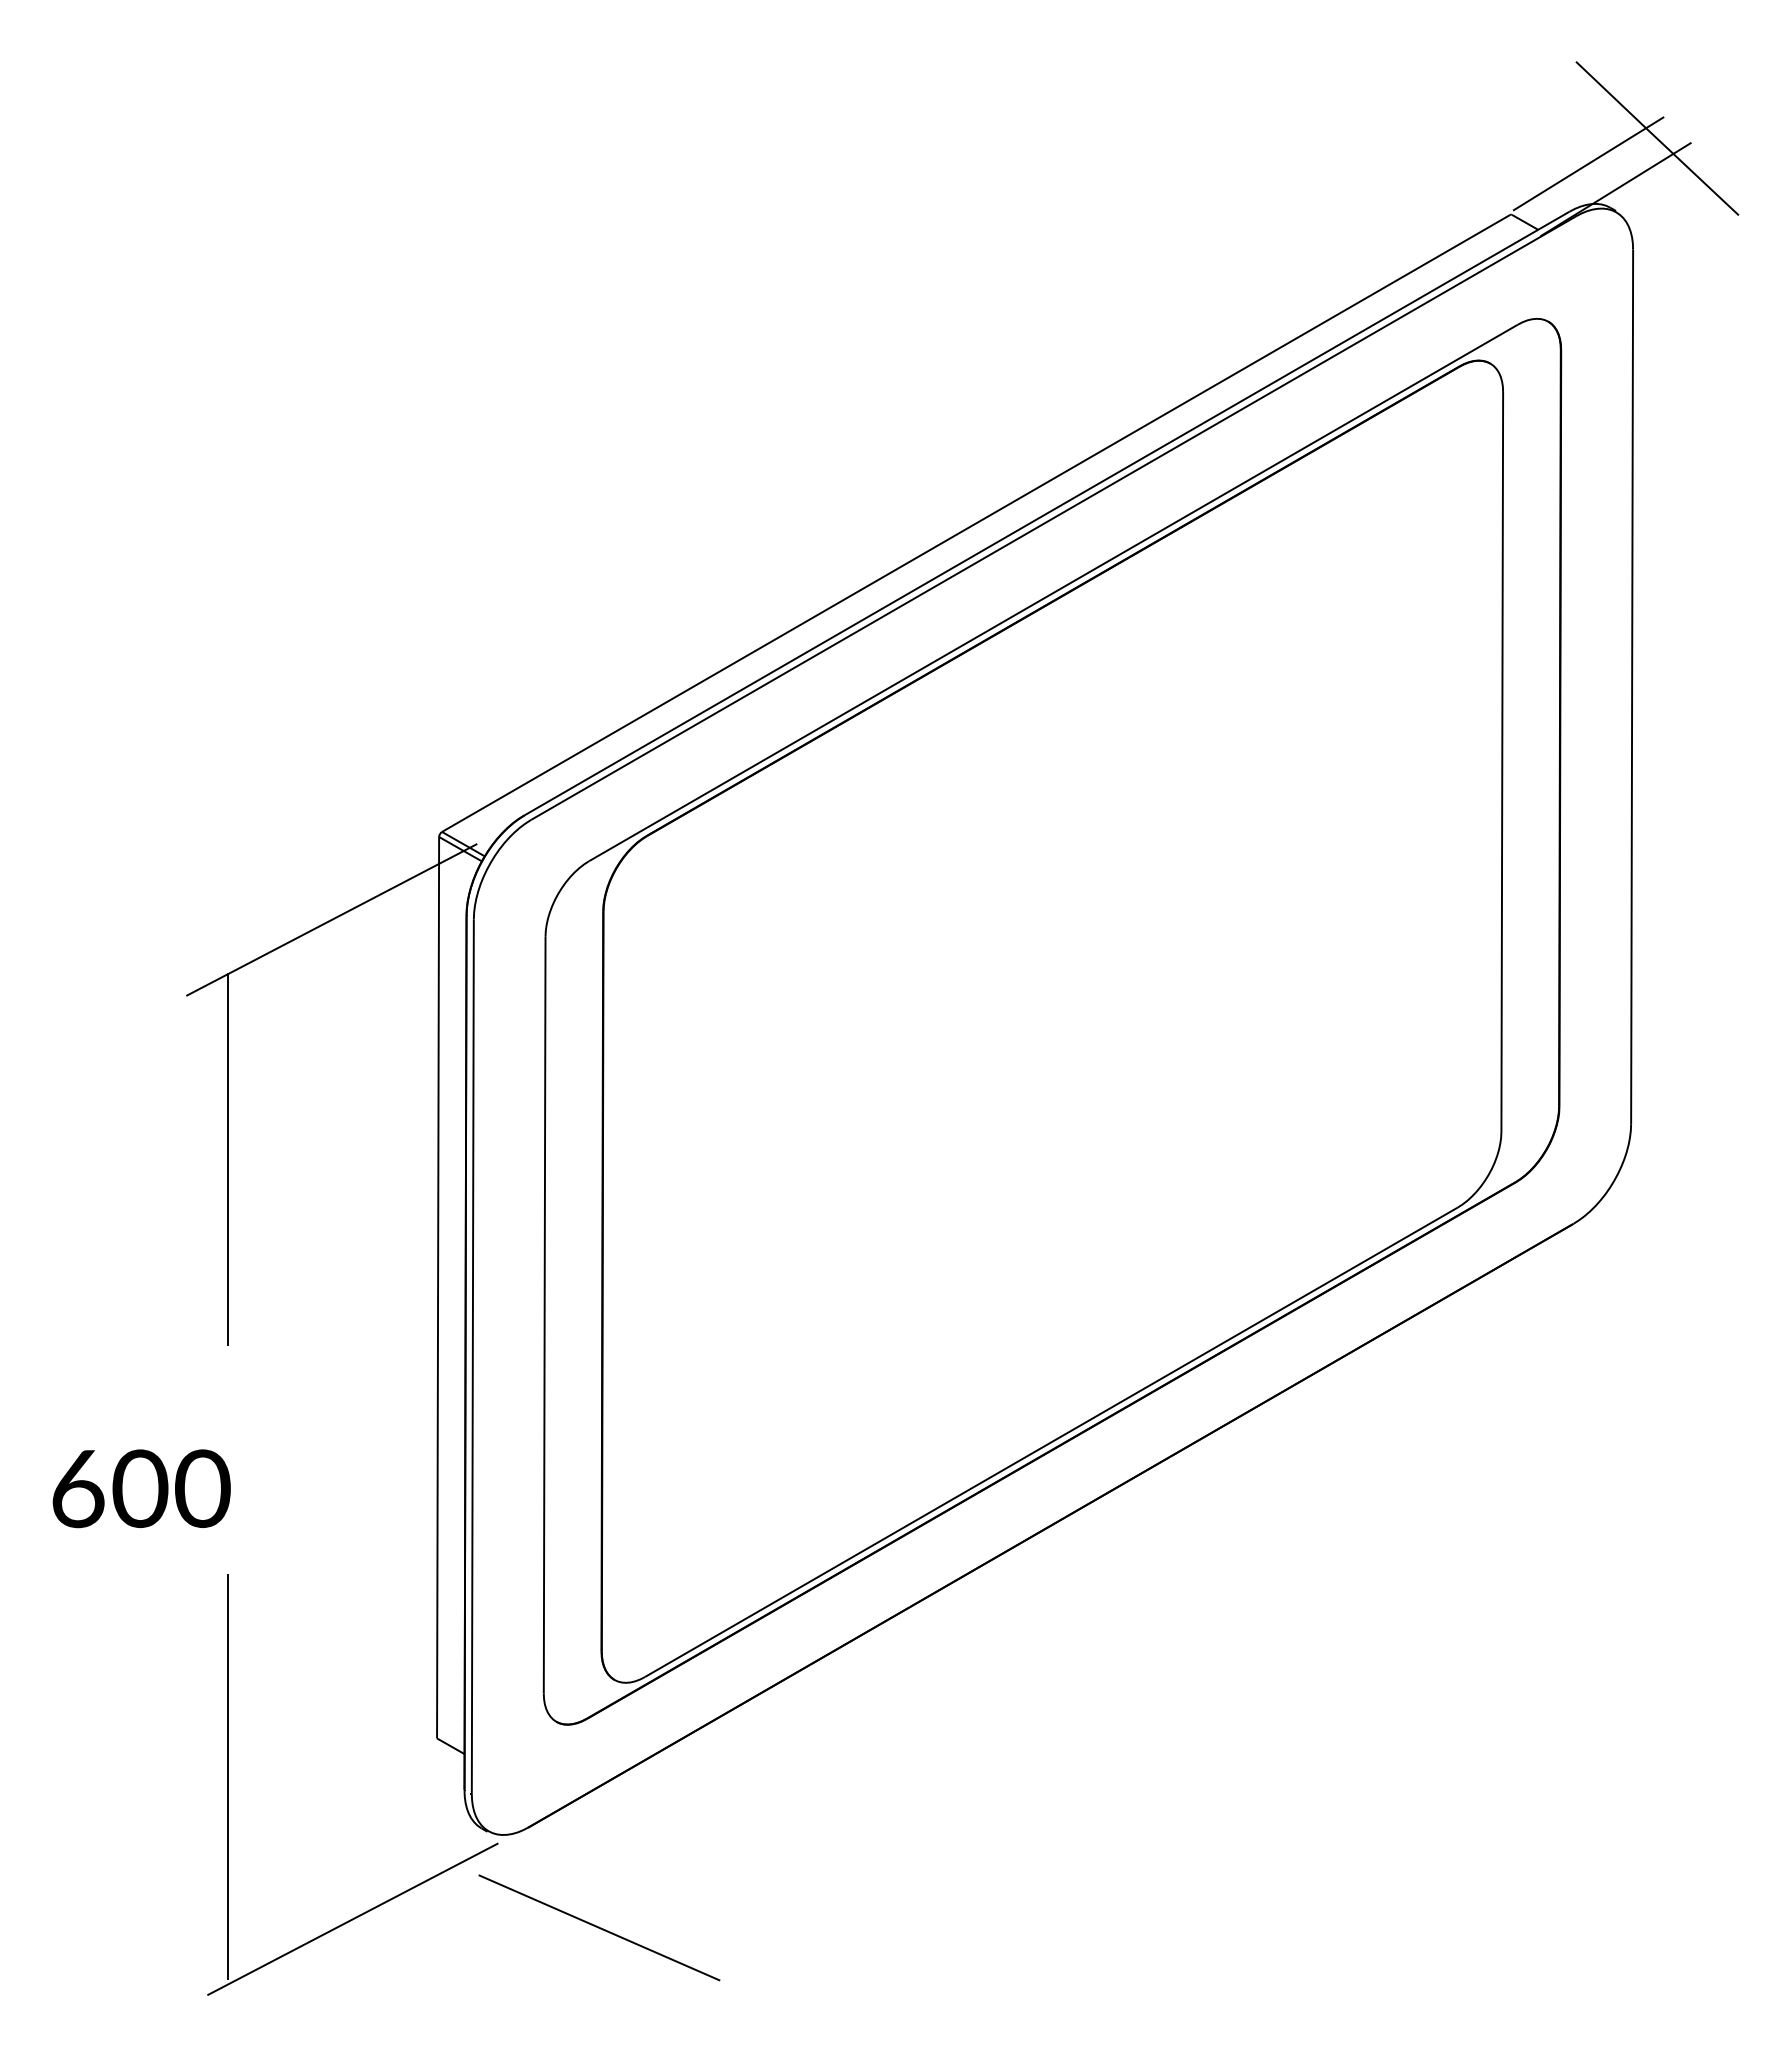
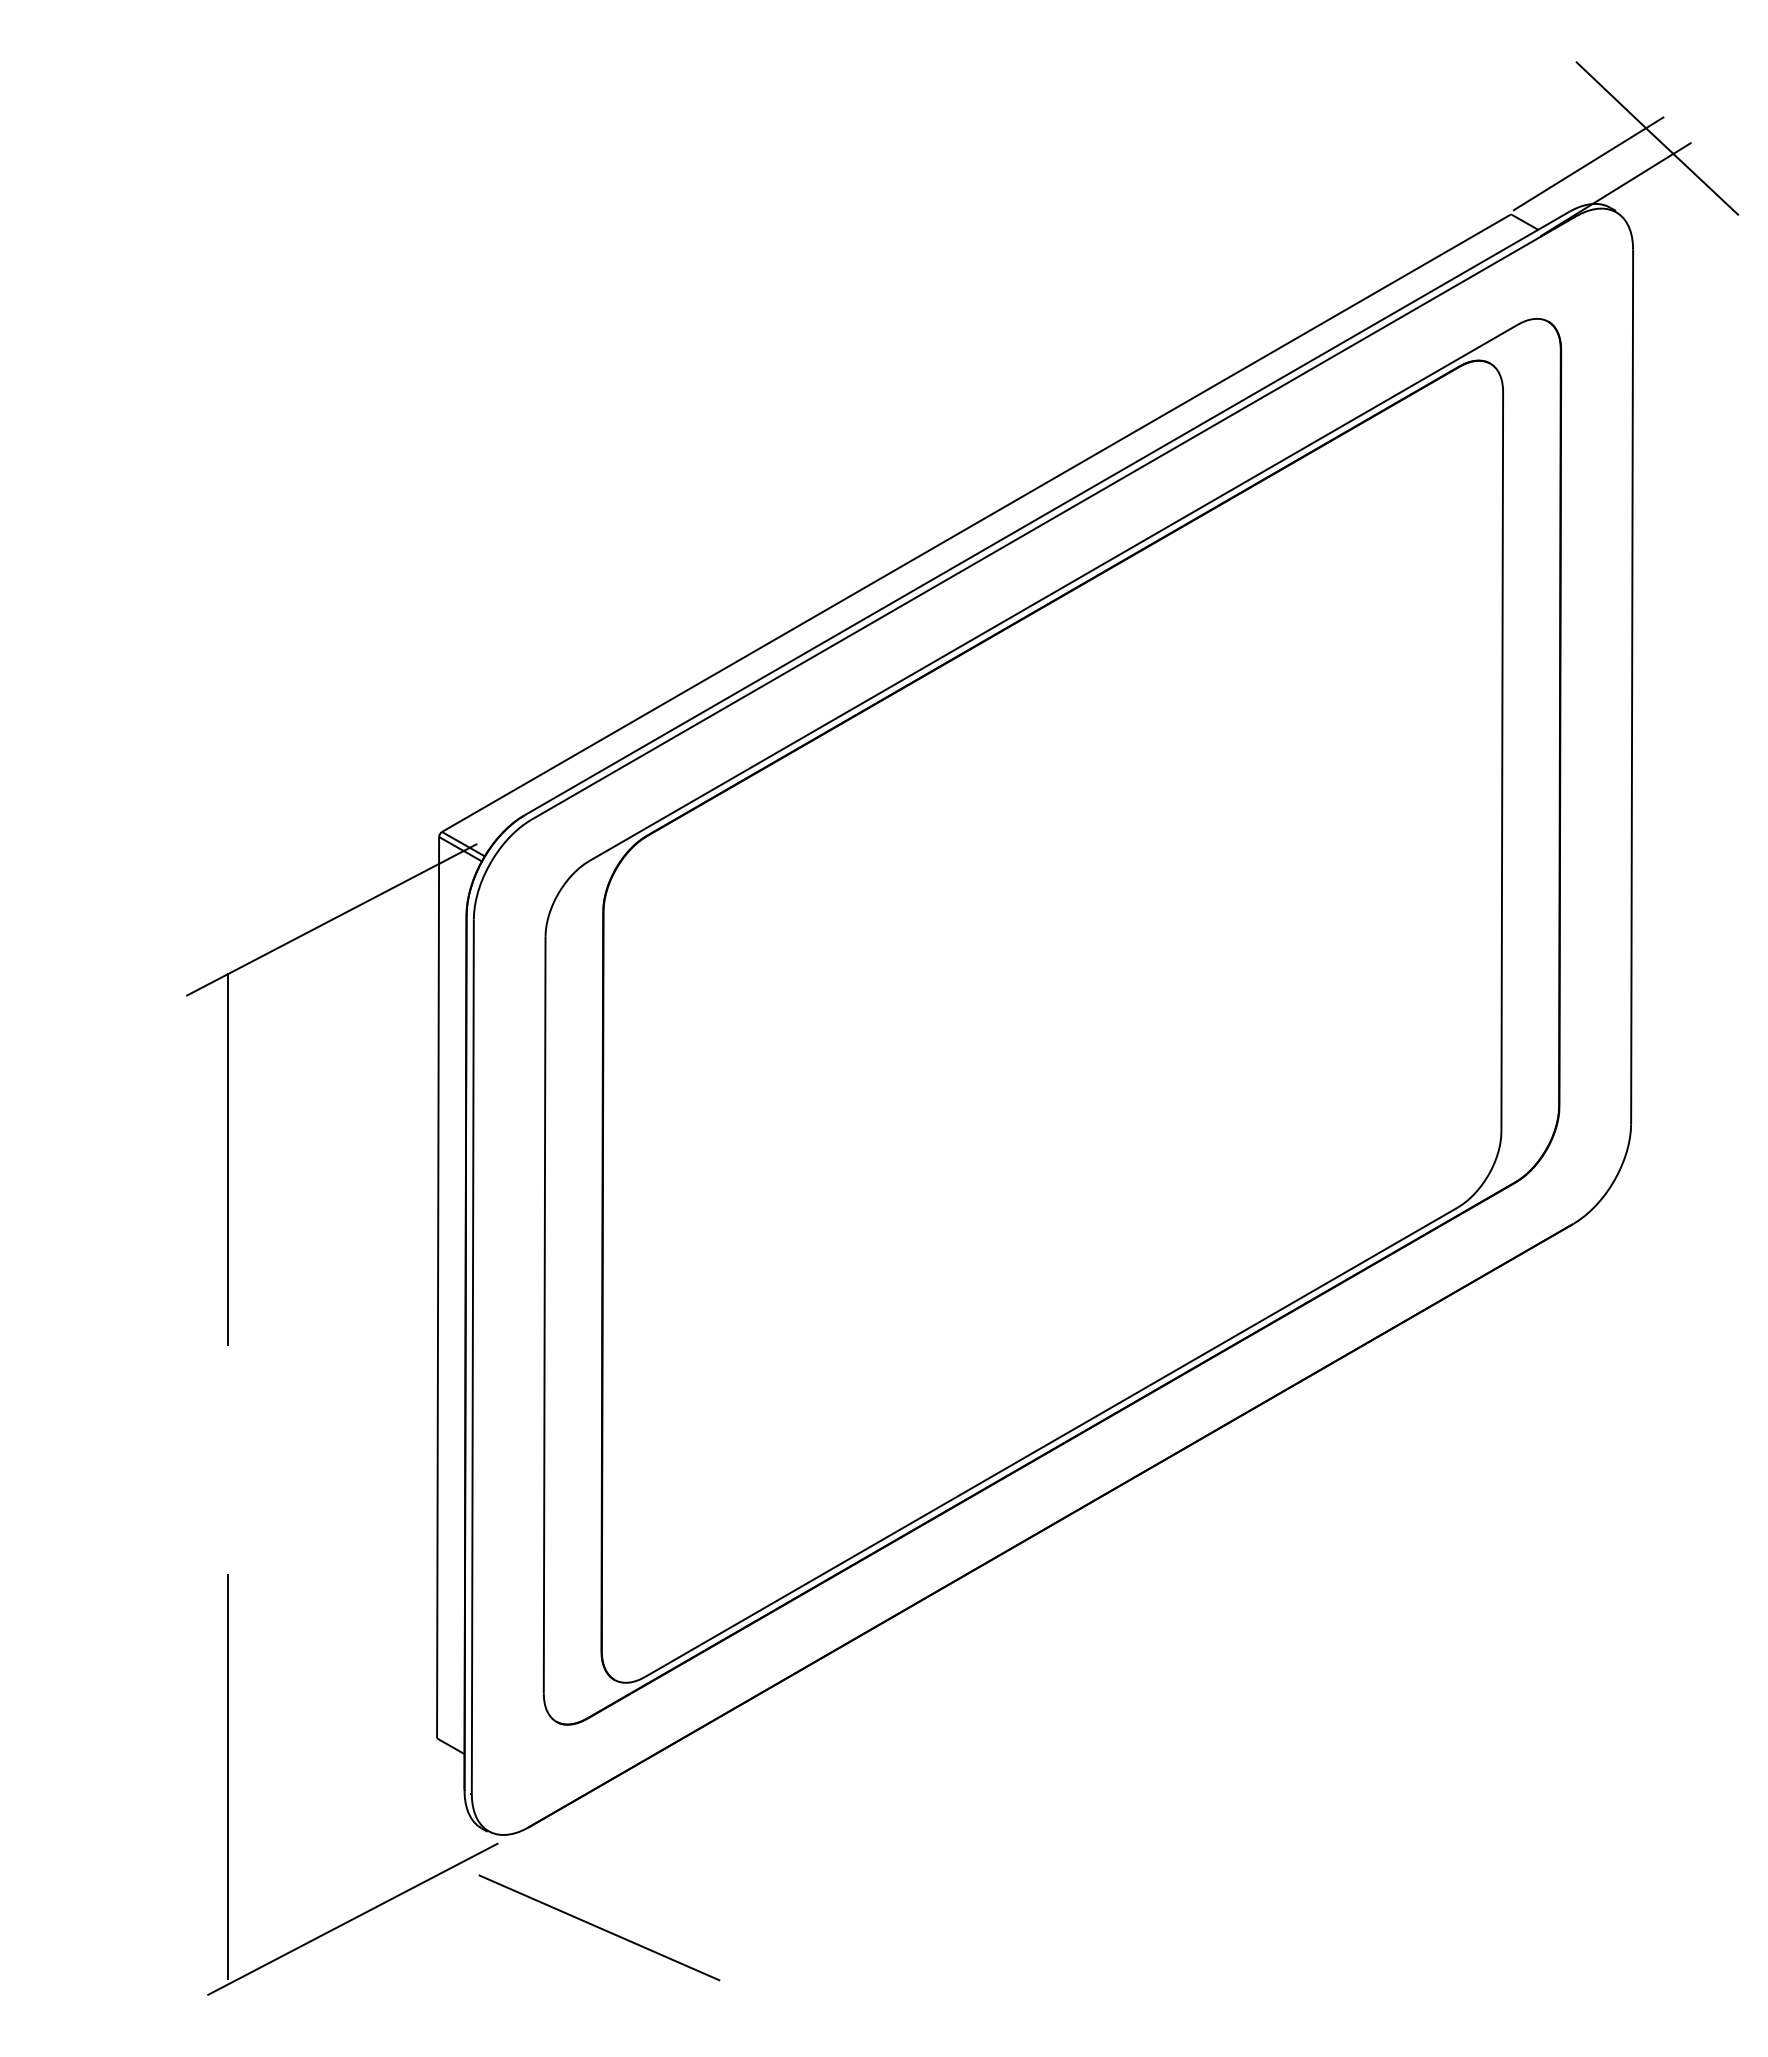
part: present -> none (141, 1488)
